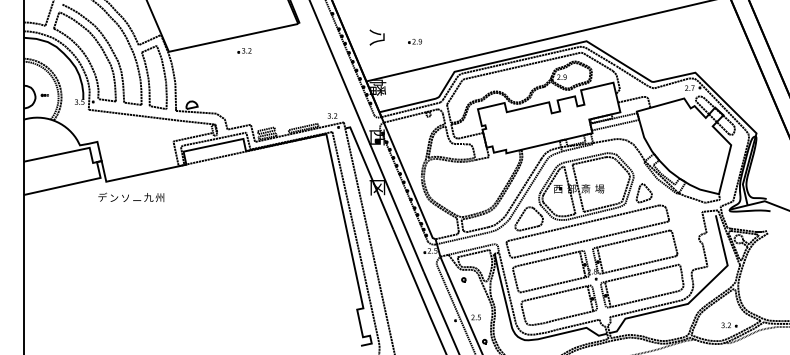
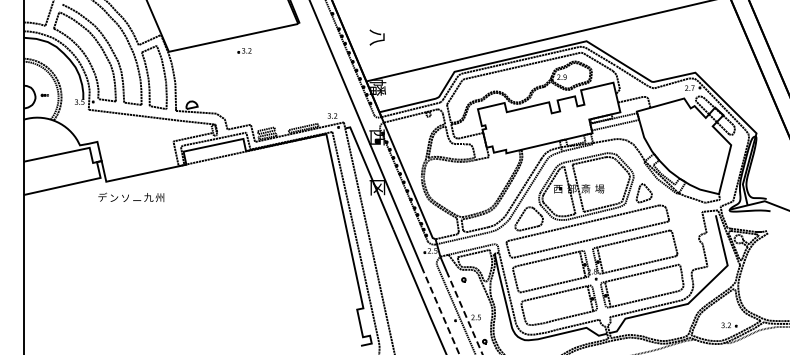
part: present -> none (414, 41)
line: solid -> dashed (441, 313)
line: solid -> dashed (464, 313)
